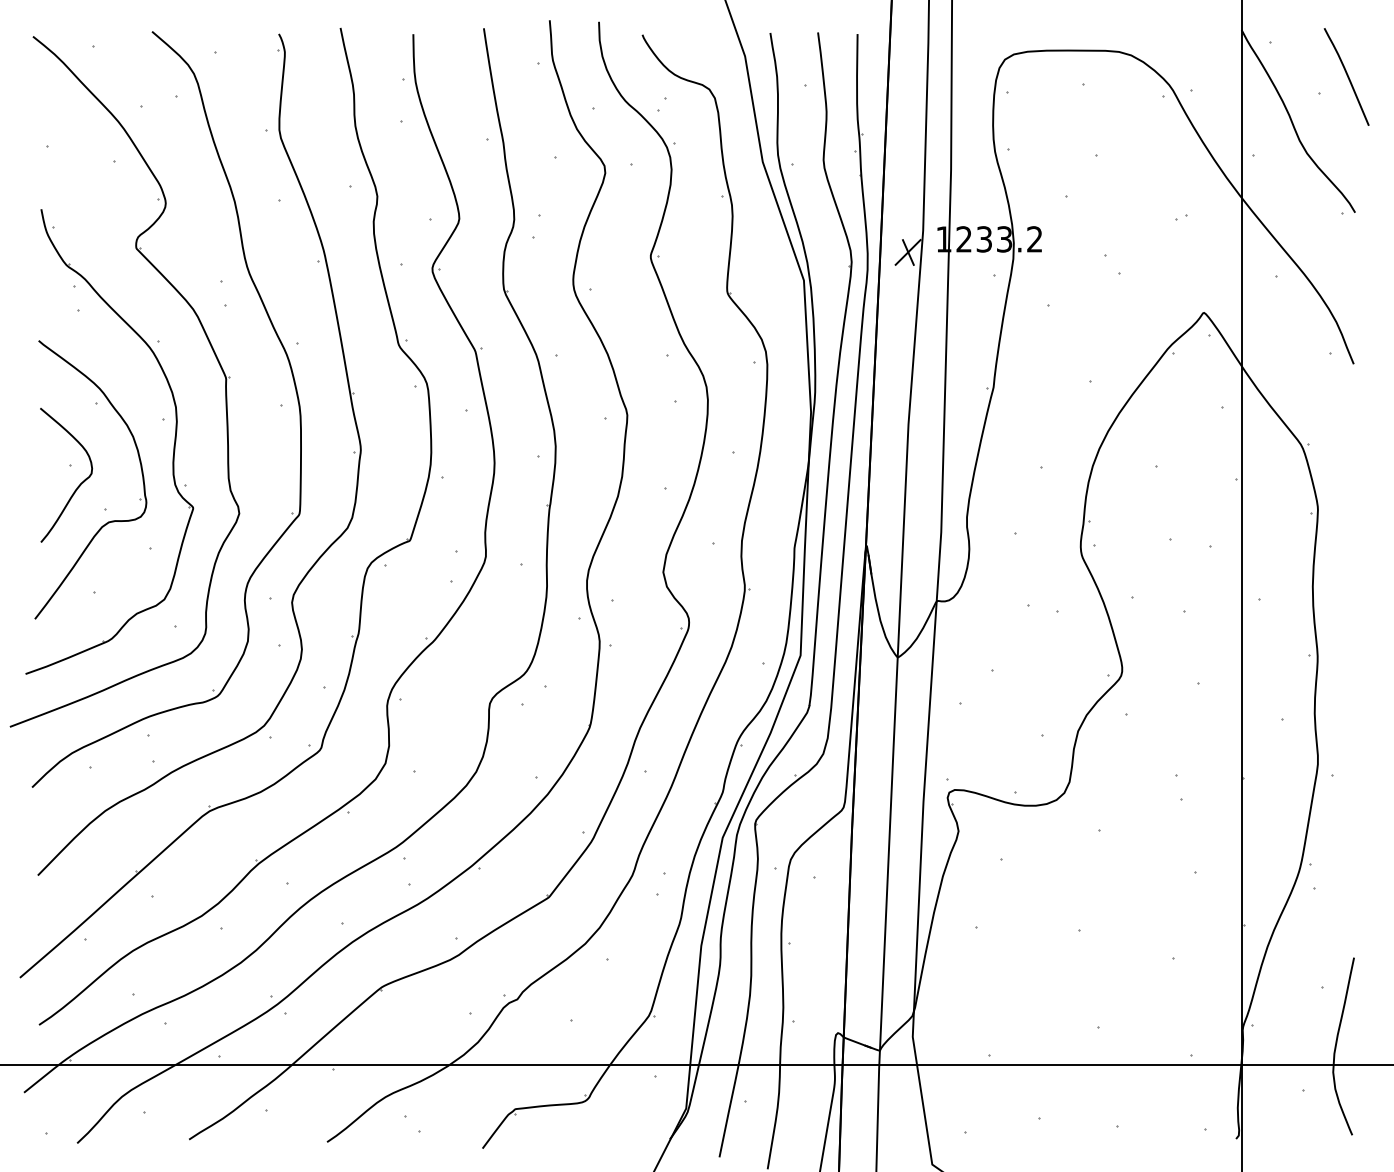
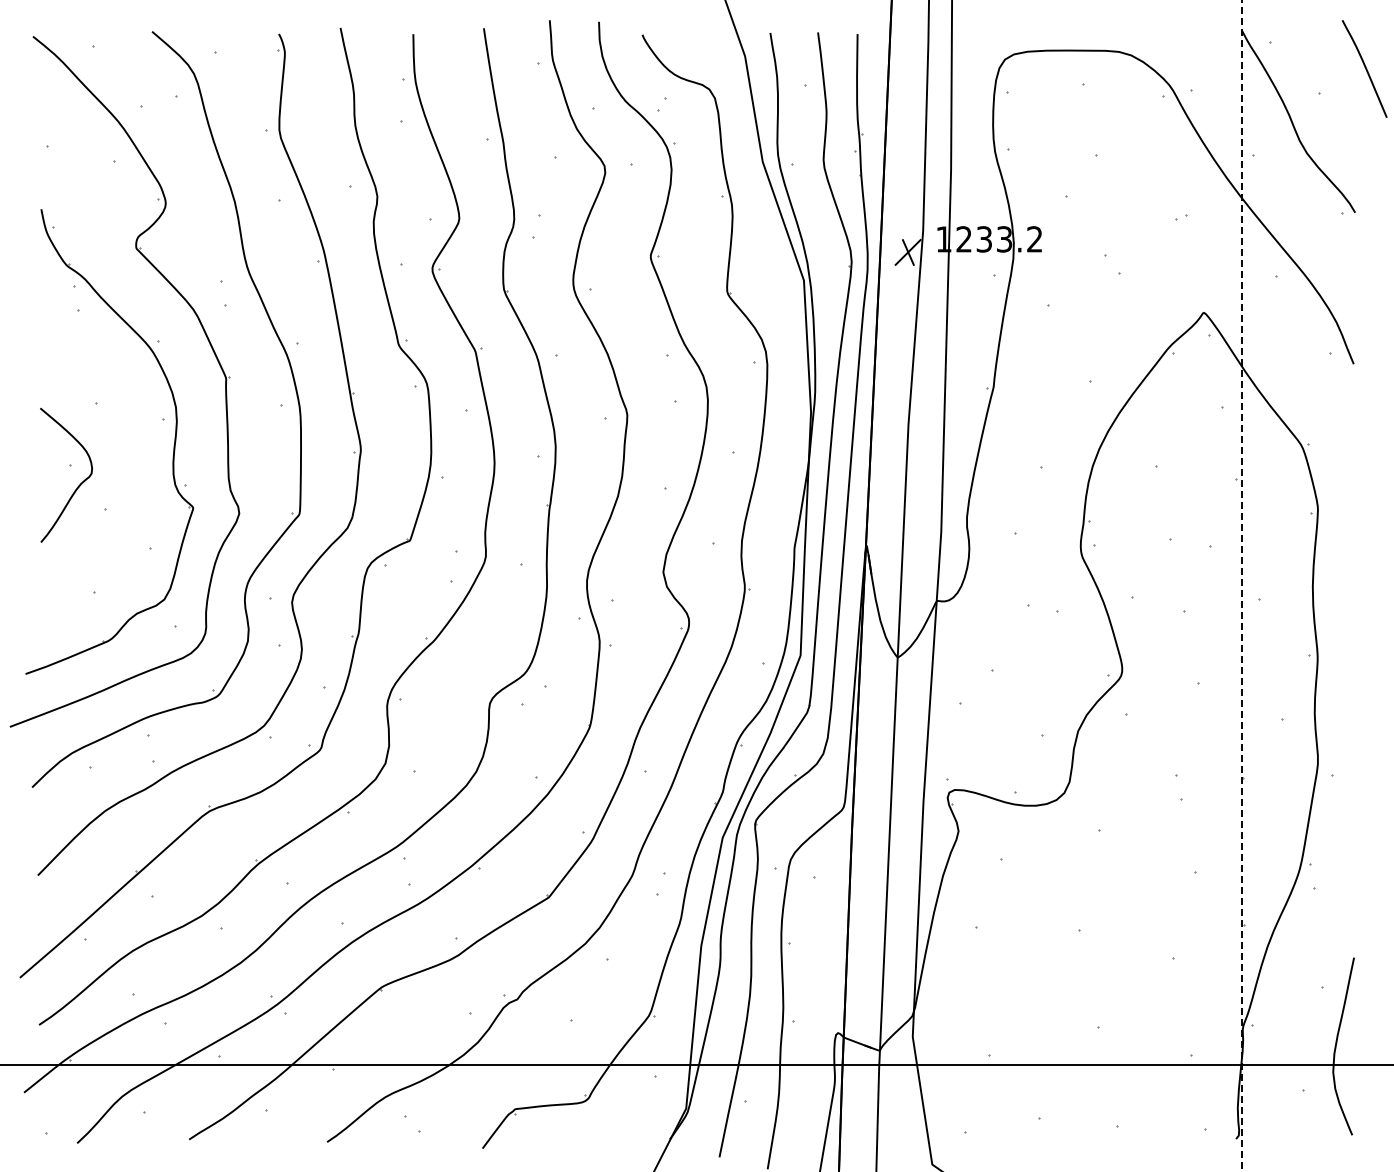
curve position: (1346, 75) -> (1364, 67) (1364, 67)
part: present -> none (108, 521)
line: solid -> dashed (1241, 586)
